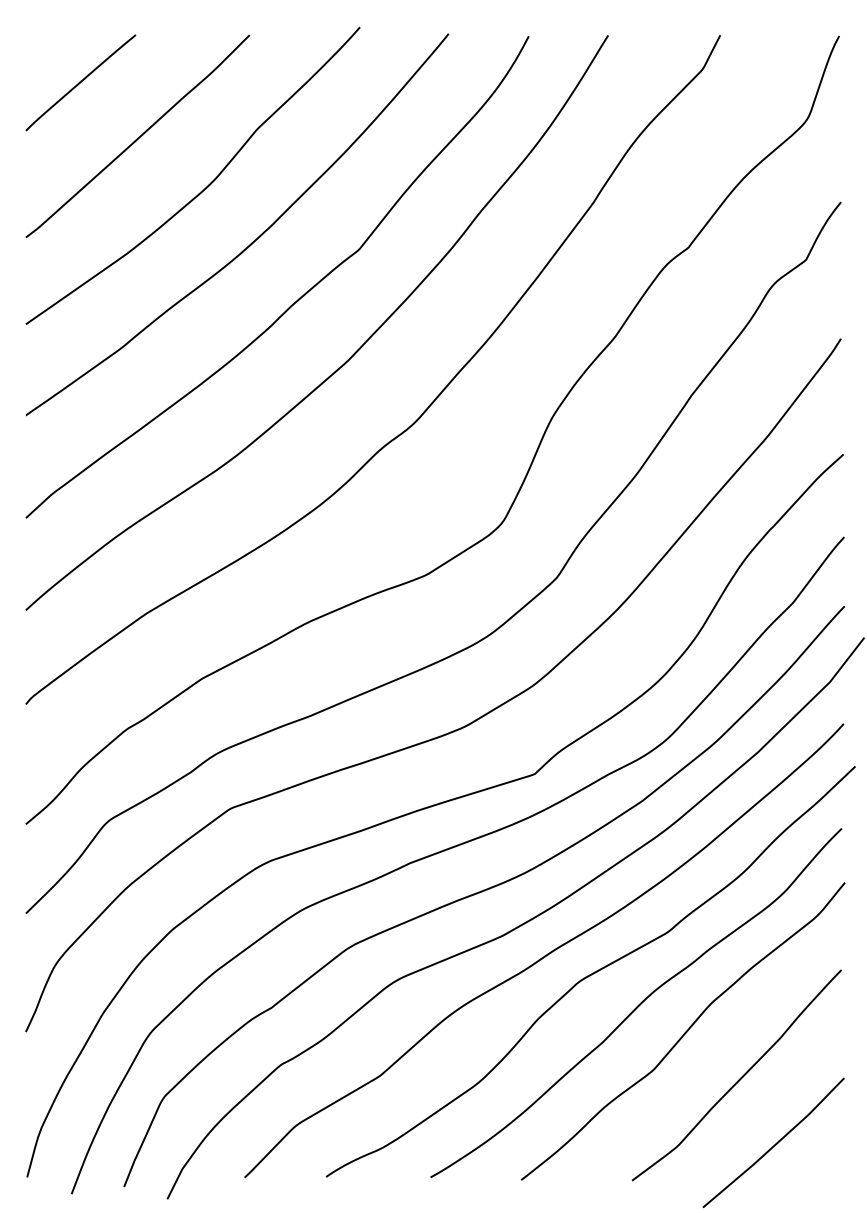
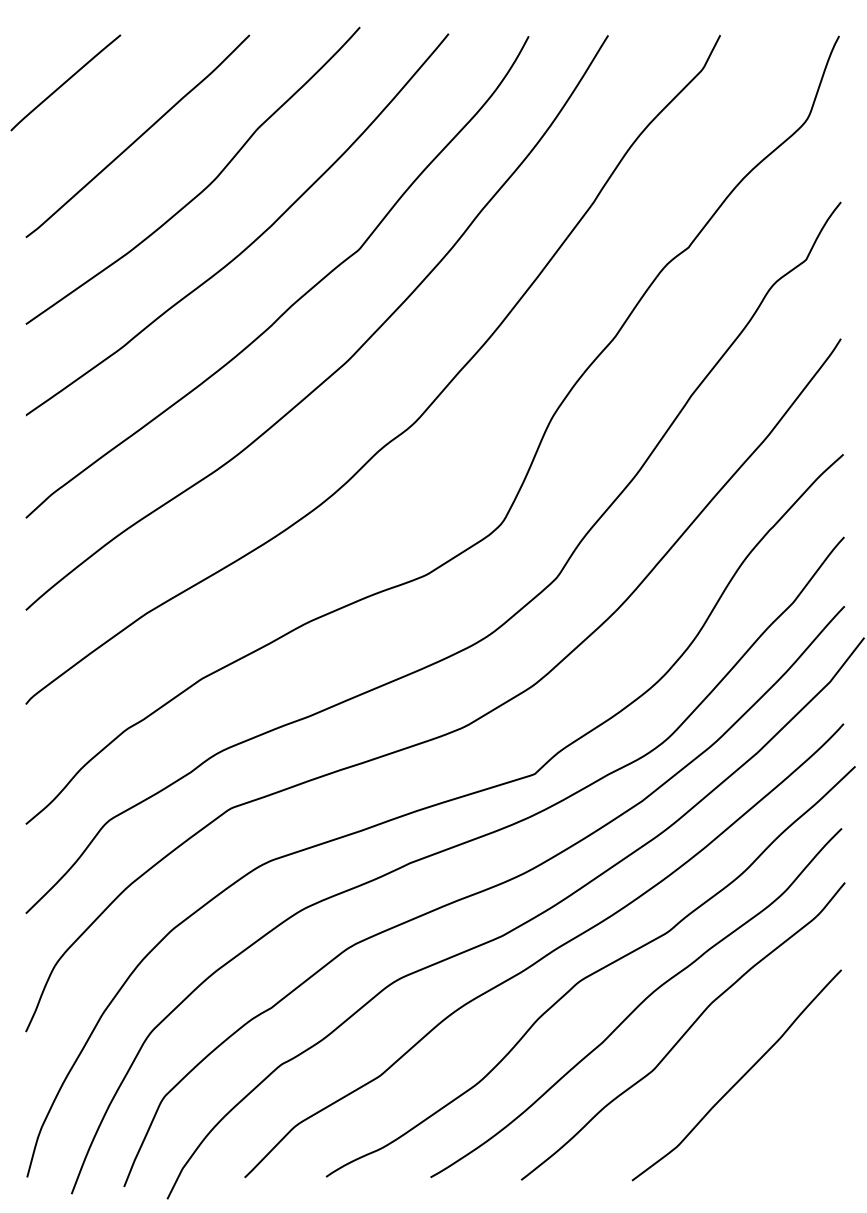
line position: (80, 82) -> (65, 82) (65, 82)
curve: present -> none (775, 1143)
